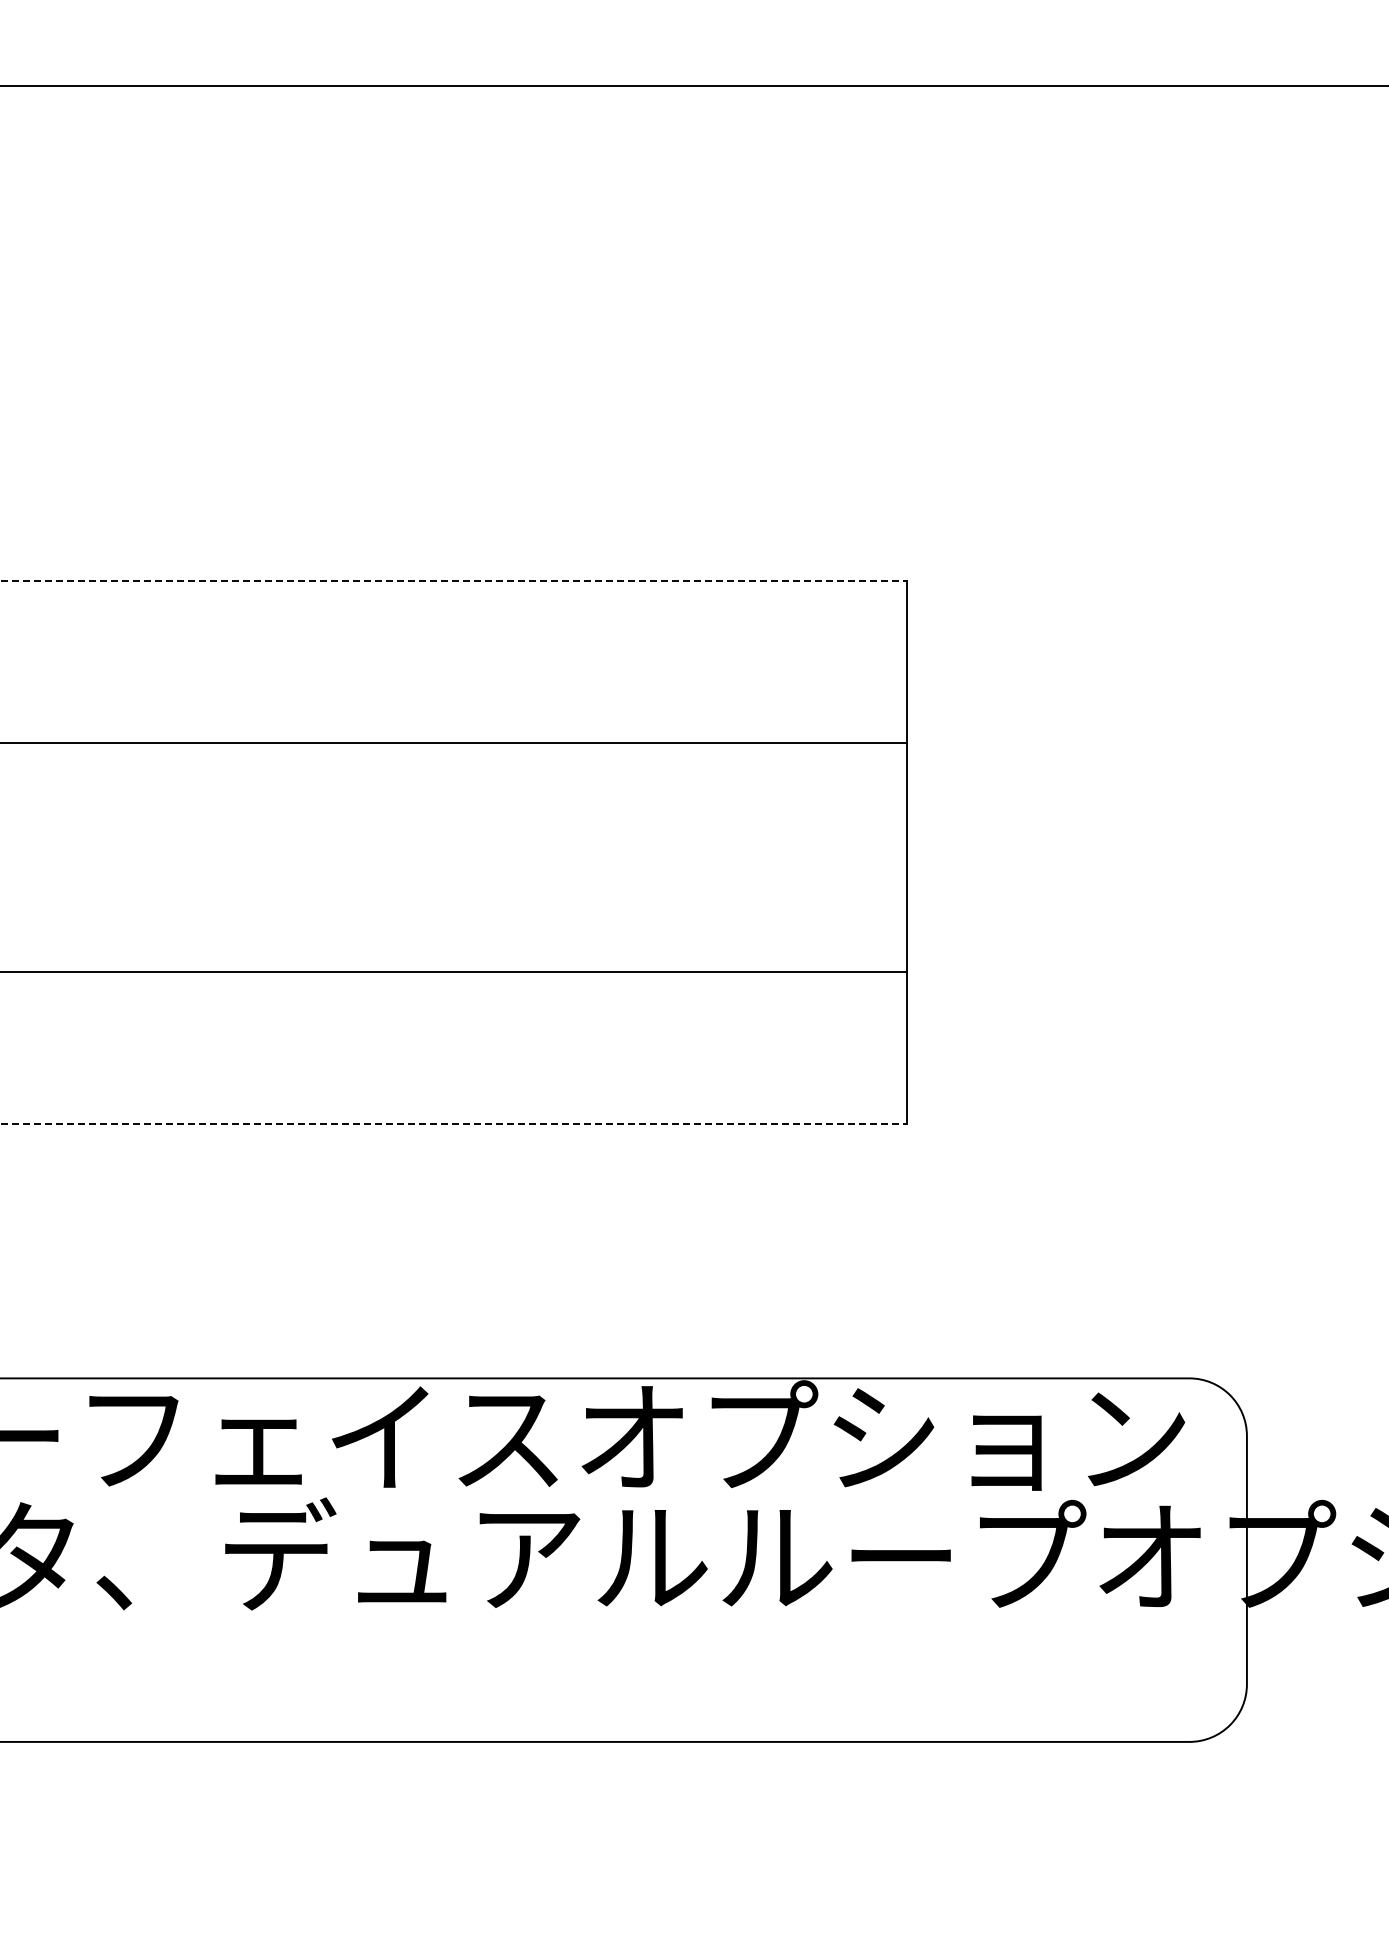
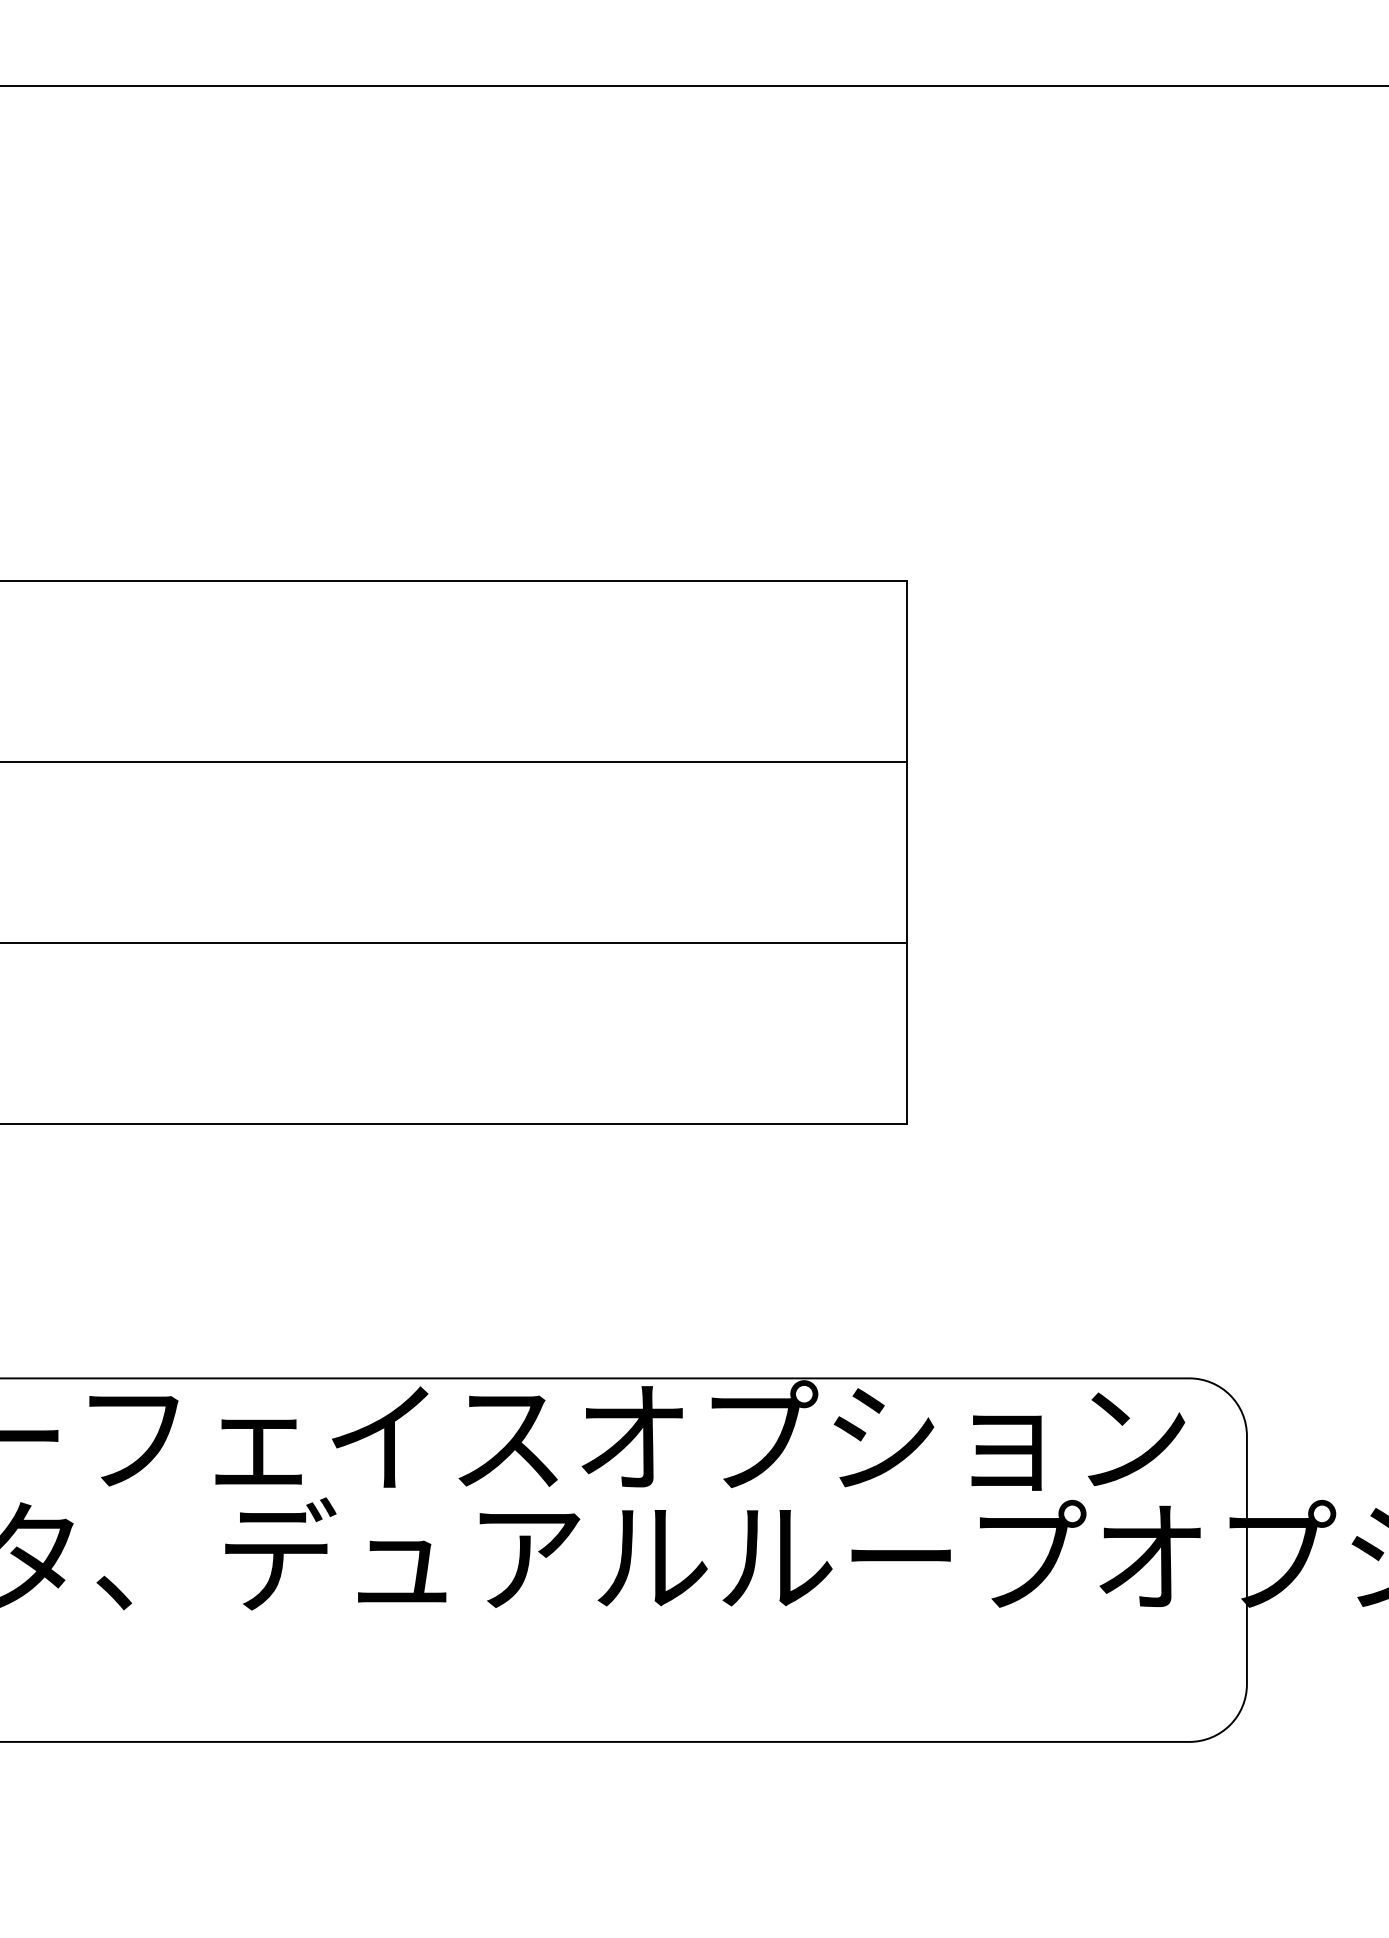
line: dashed -> solid (454, 581)
line position: (454, 743) -> (454, 762) (454, 762)
line position: (454, 972) -> (454, 943) (454, 943)
line: dashed -> solid (454, 1124)
